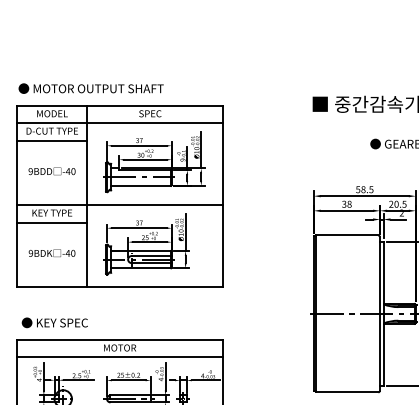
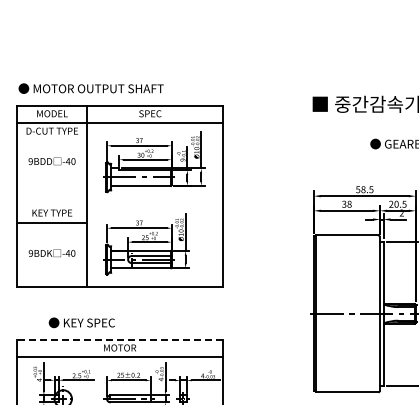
line: present -> none (51, 140)
text position: (51, 171) -> (51, 161) (51, 161)
line: present -> none (120, 205)
text position: (54, 322) -> (81, 322) (81, 322)
line: solid -> dashed (119, 340)
